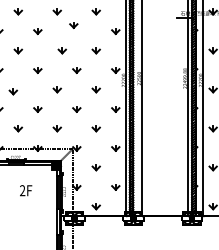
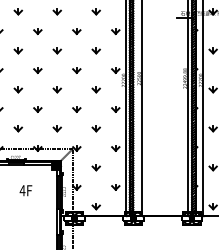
part position: (73, 25) -> (76, 31) (76, 31)
part position: (61, 50) -> (56, 50) (56, 50)
part position: (13, 91) -> (18, 89) (18, 89)
text: 2F -> 4F (22, 190)
